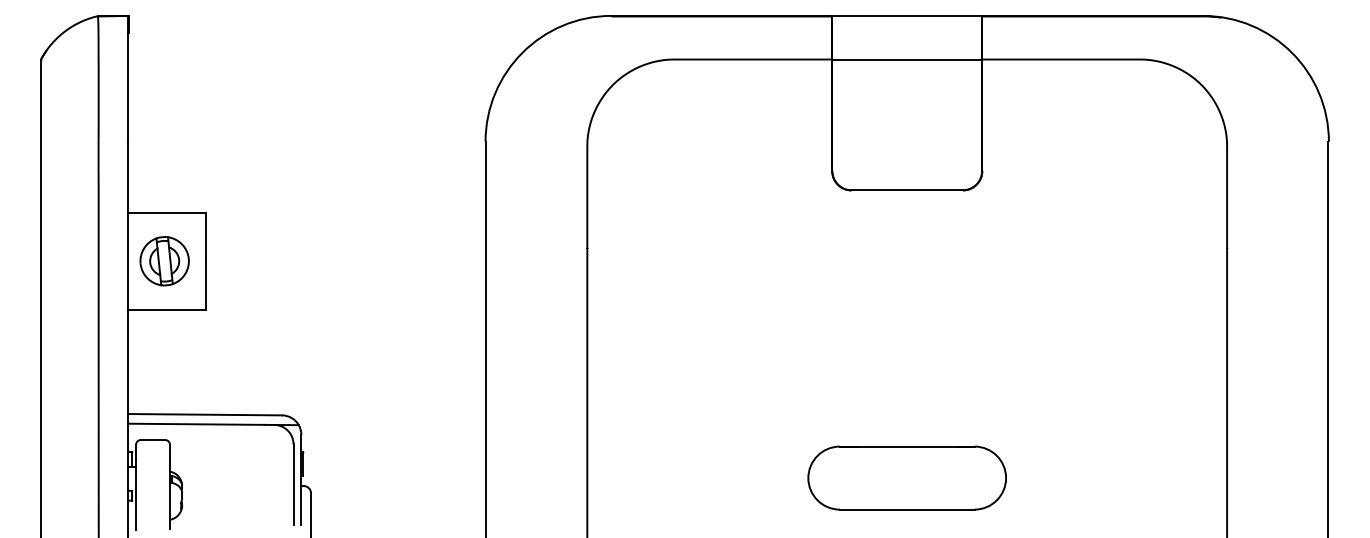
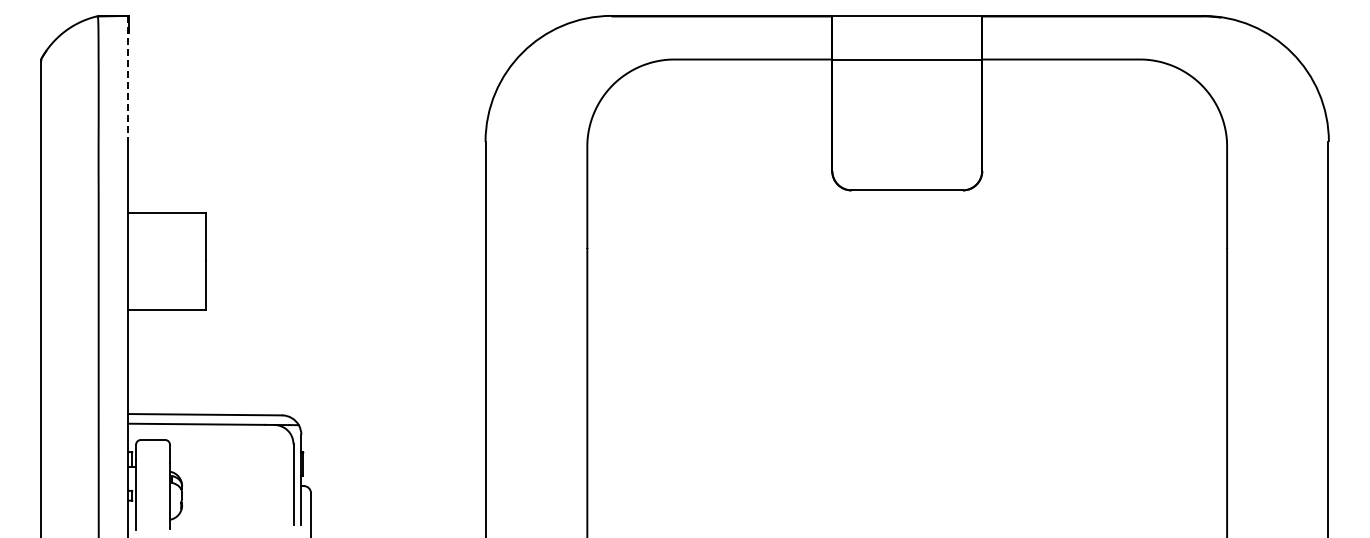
line: solid -> dashed (128, 79)
part: present -> none (164, 261)
part: present -> none (906, 477)
